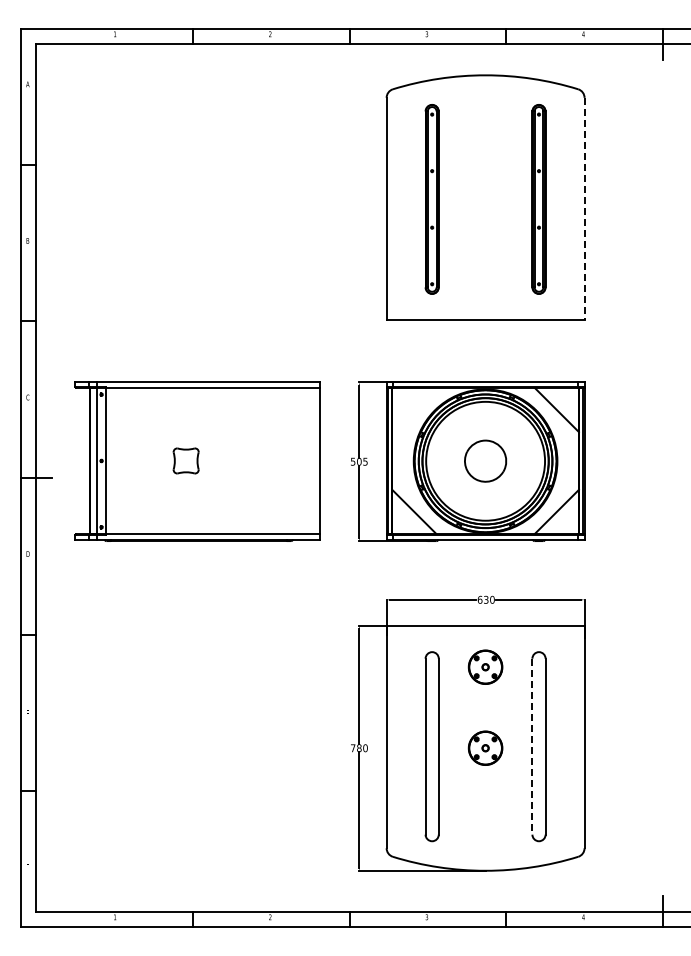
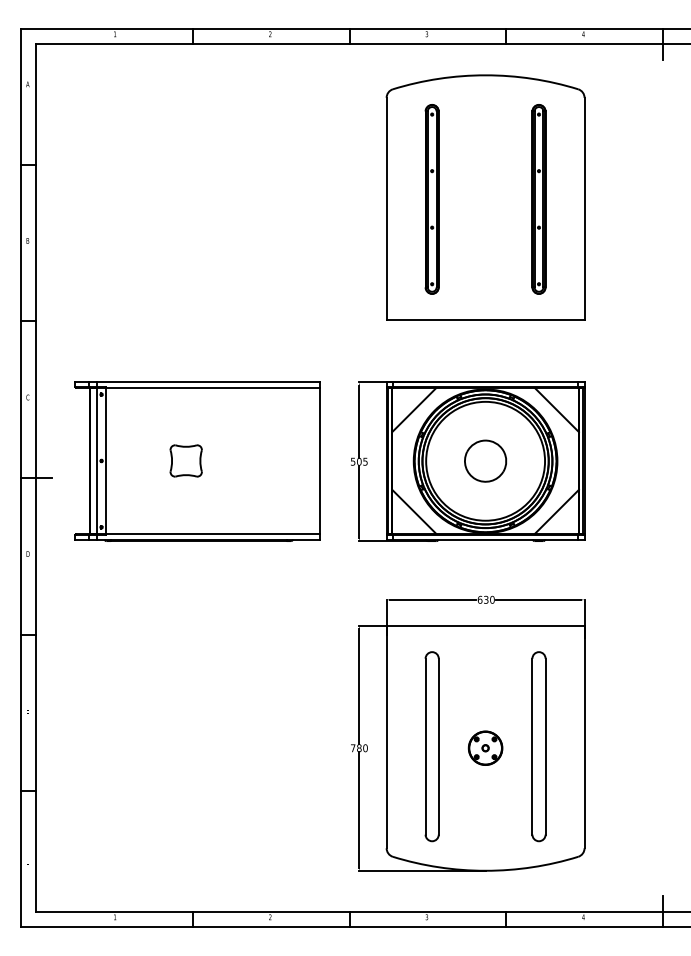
line: dashed -> solid (584, 209)
line: none -> present (414, 410)
part size: 28x28 px -> 34x34 px (185, 460)
part: present -> none (485, 666)
line: dashed -> solid (532, 746)
